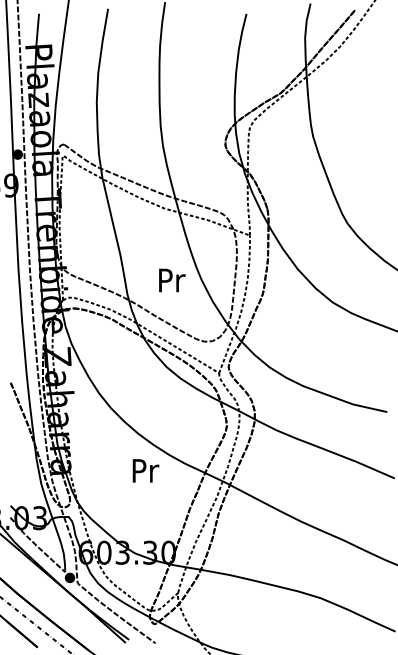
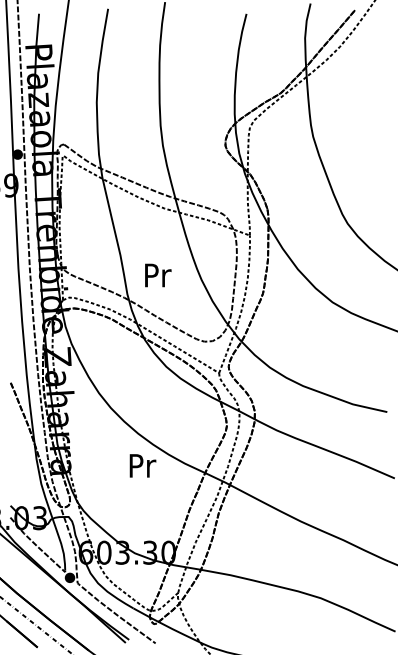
text position: (172, 280) -> (158, 275) (158, 275)
text position: (145, 470) -> (142, 465) (142, 465)
